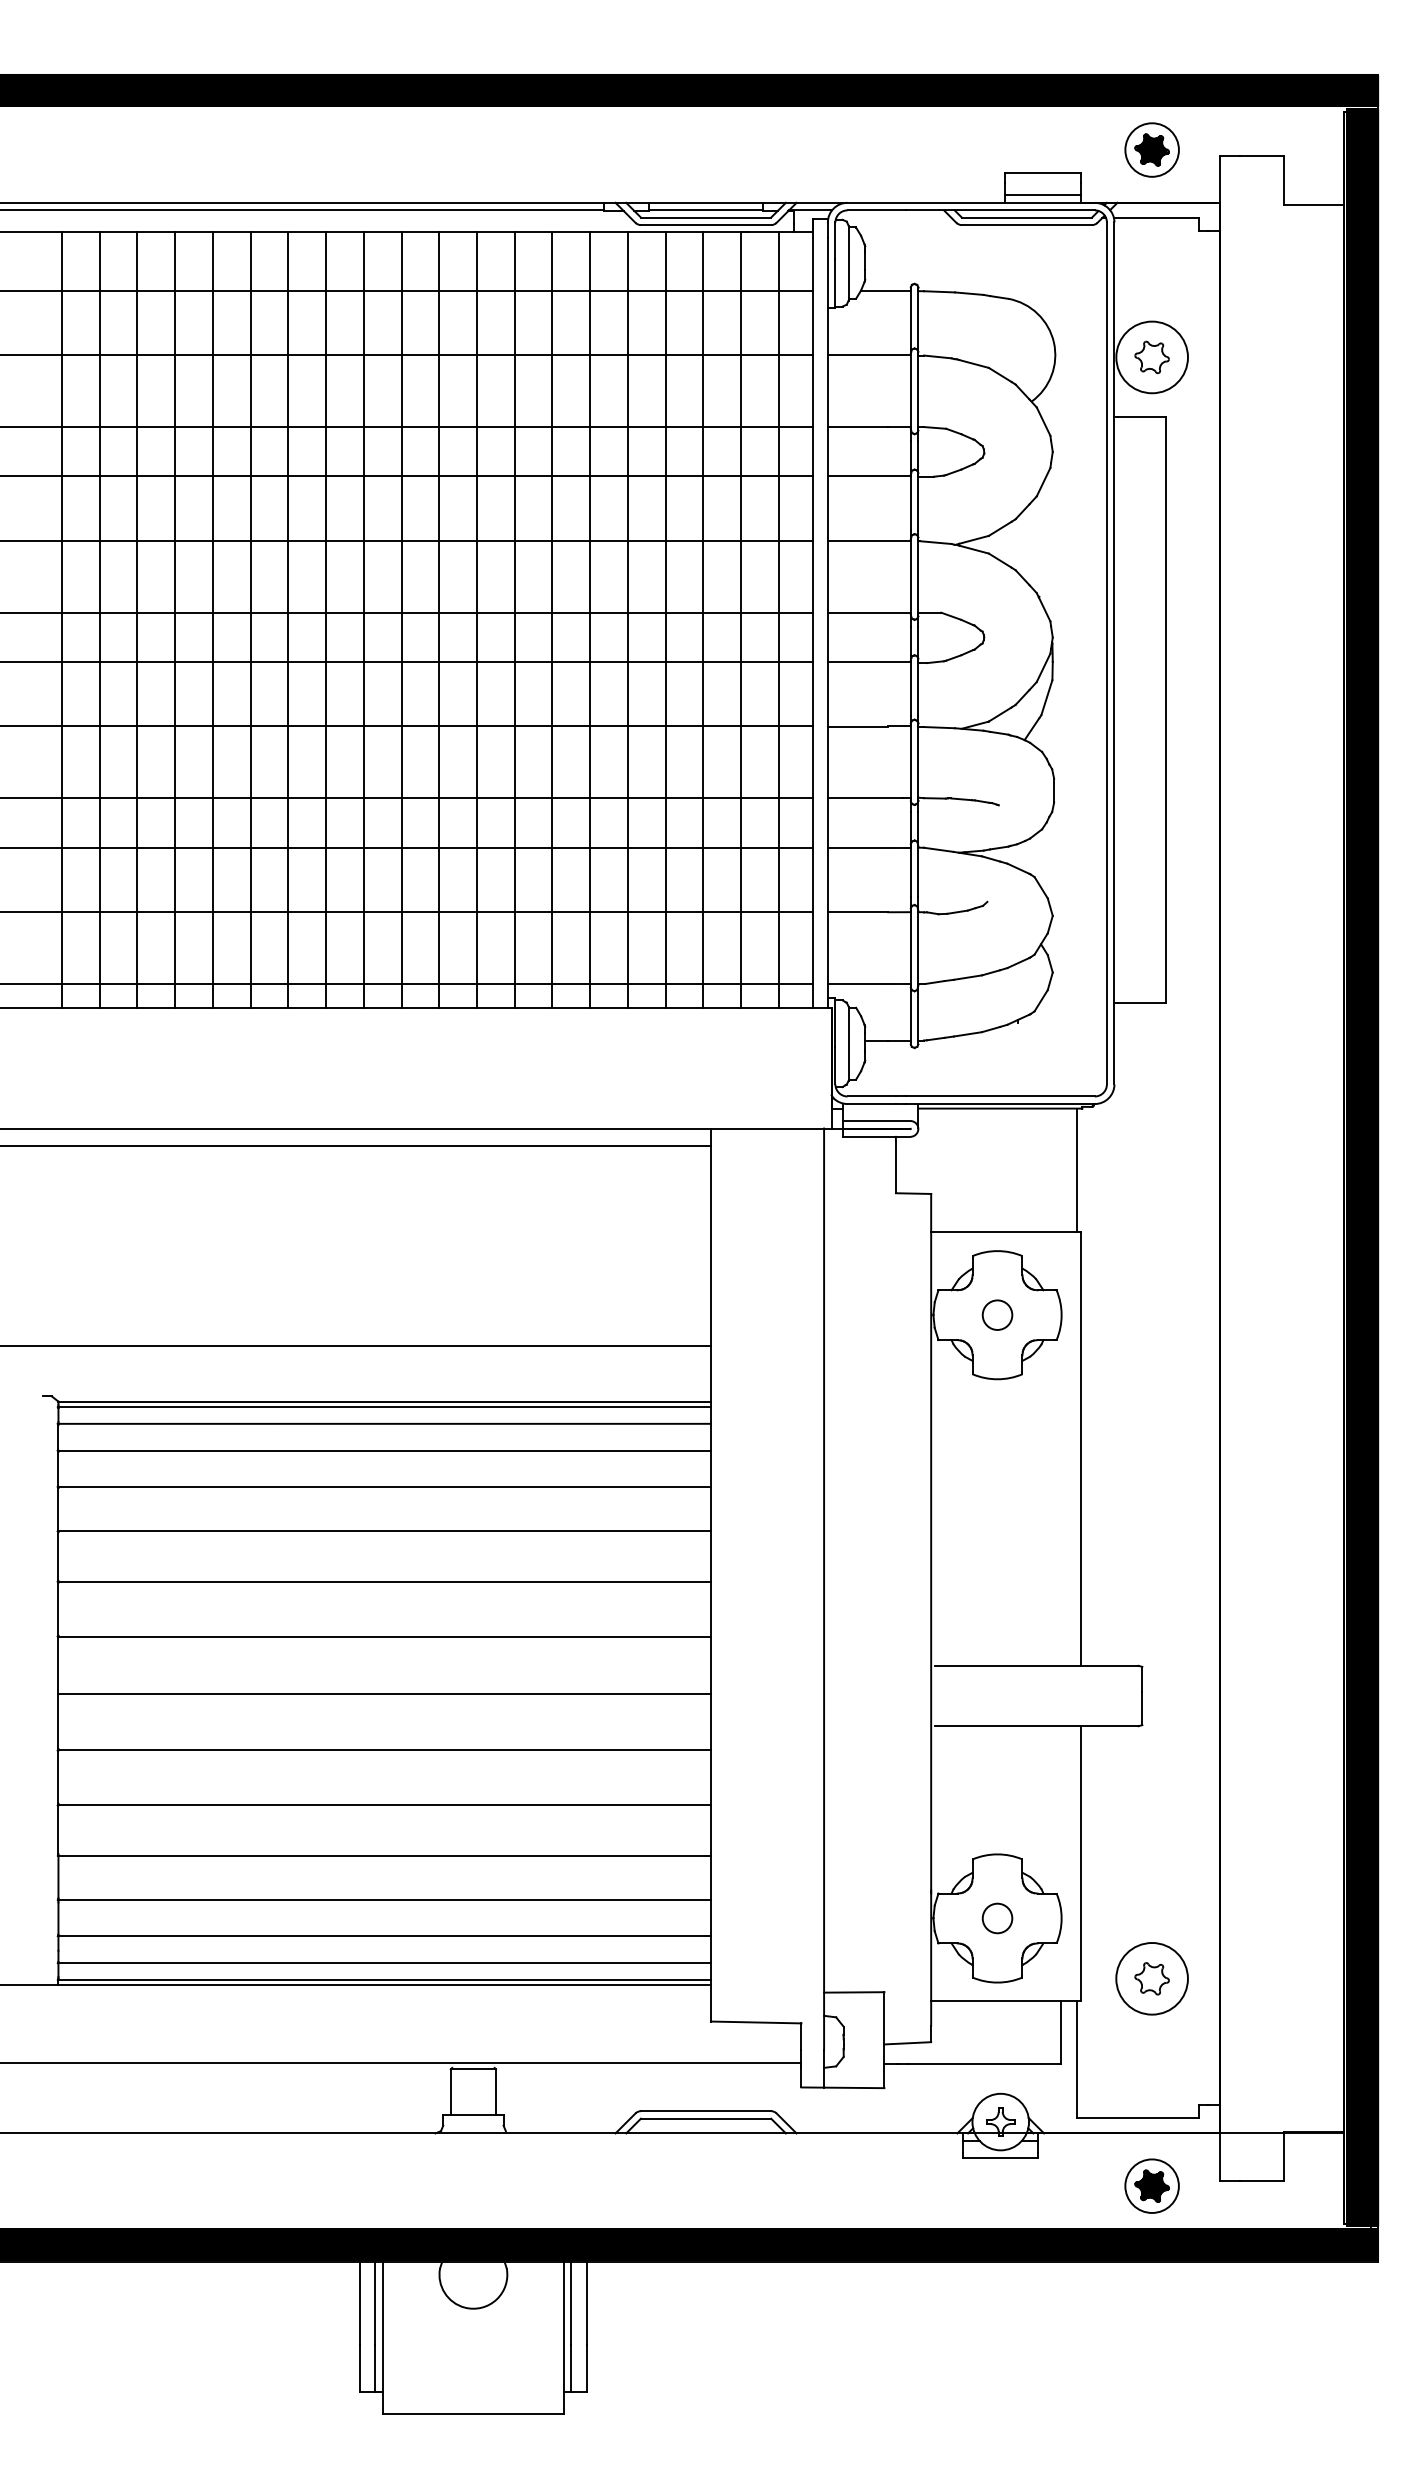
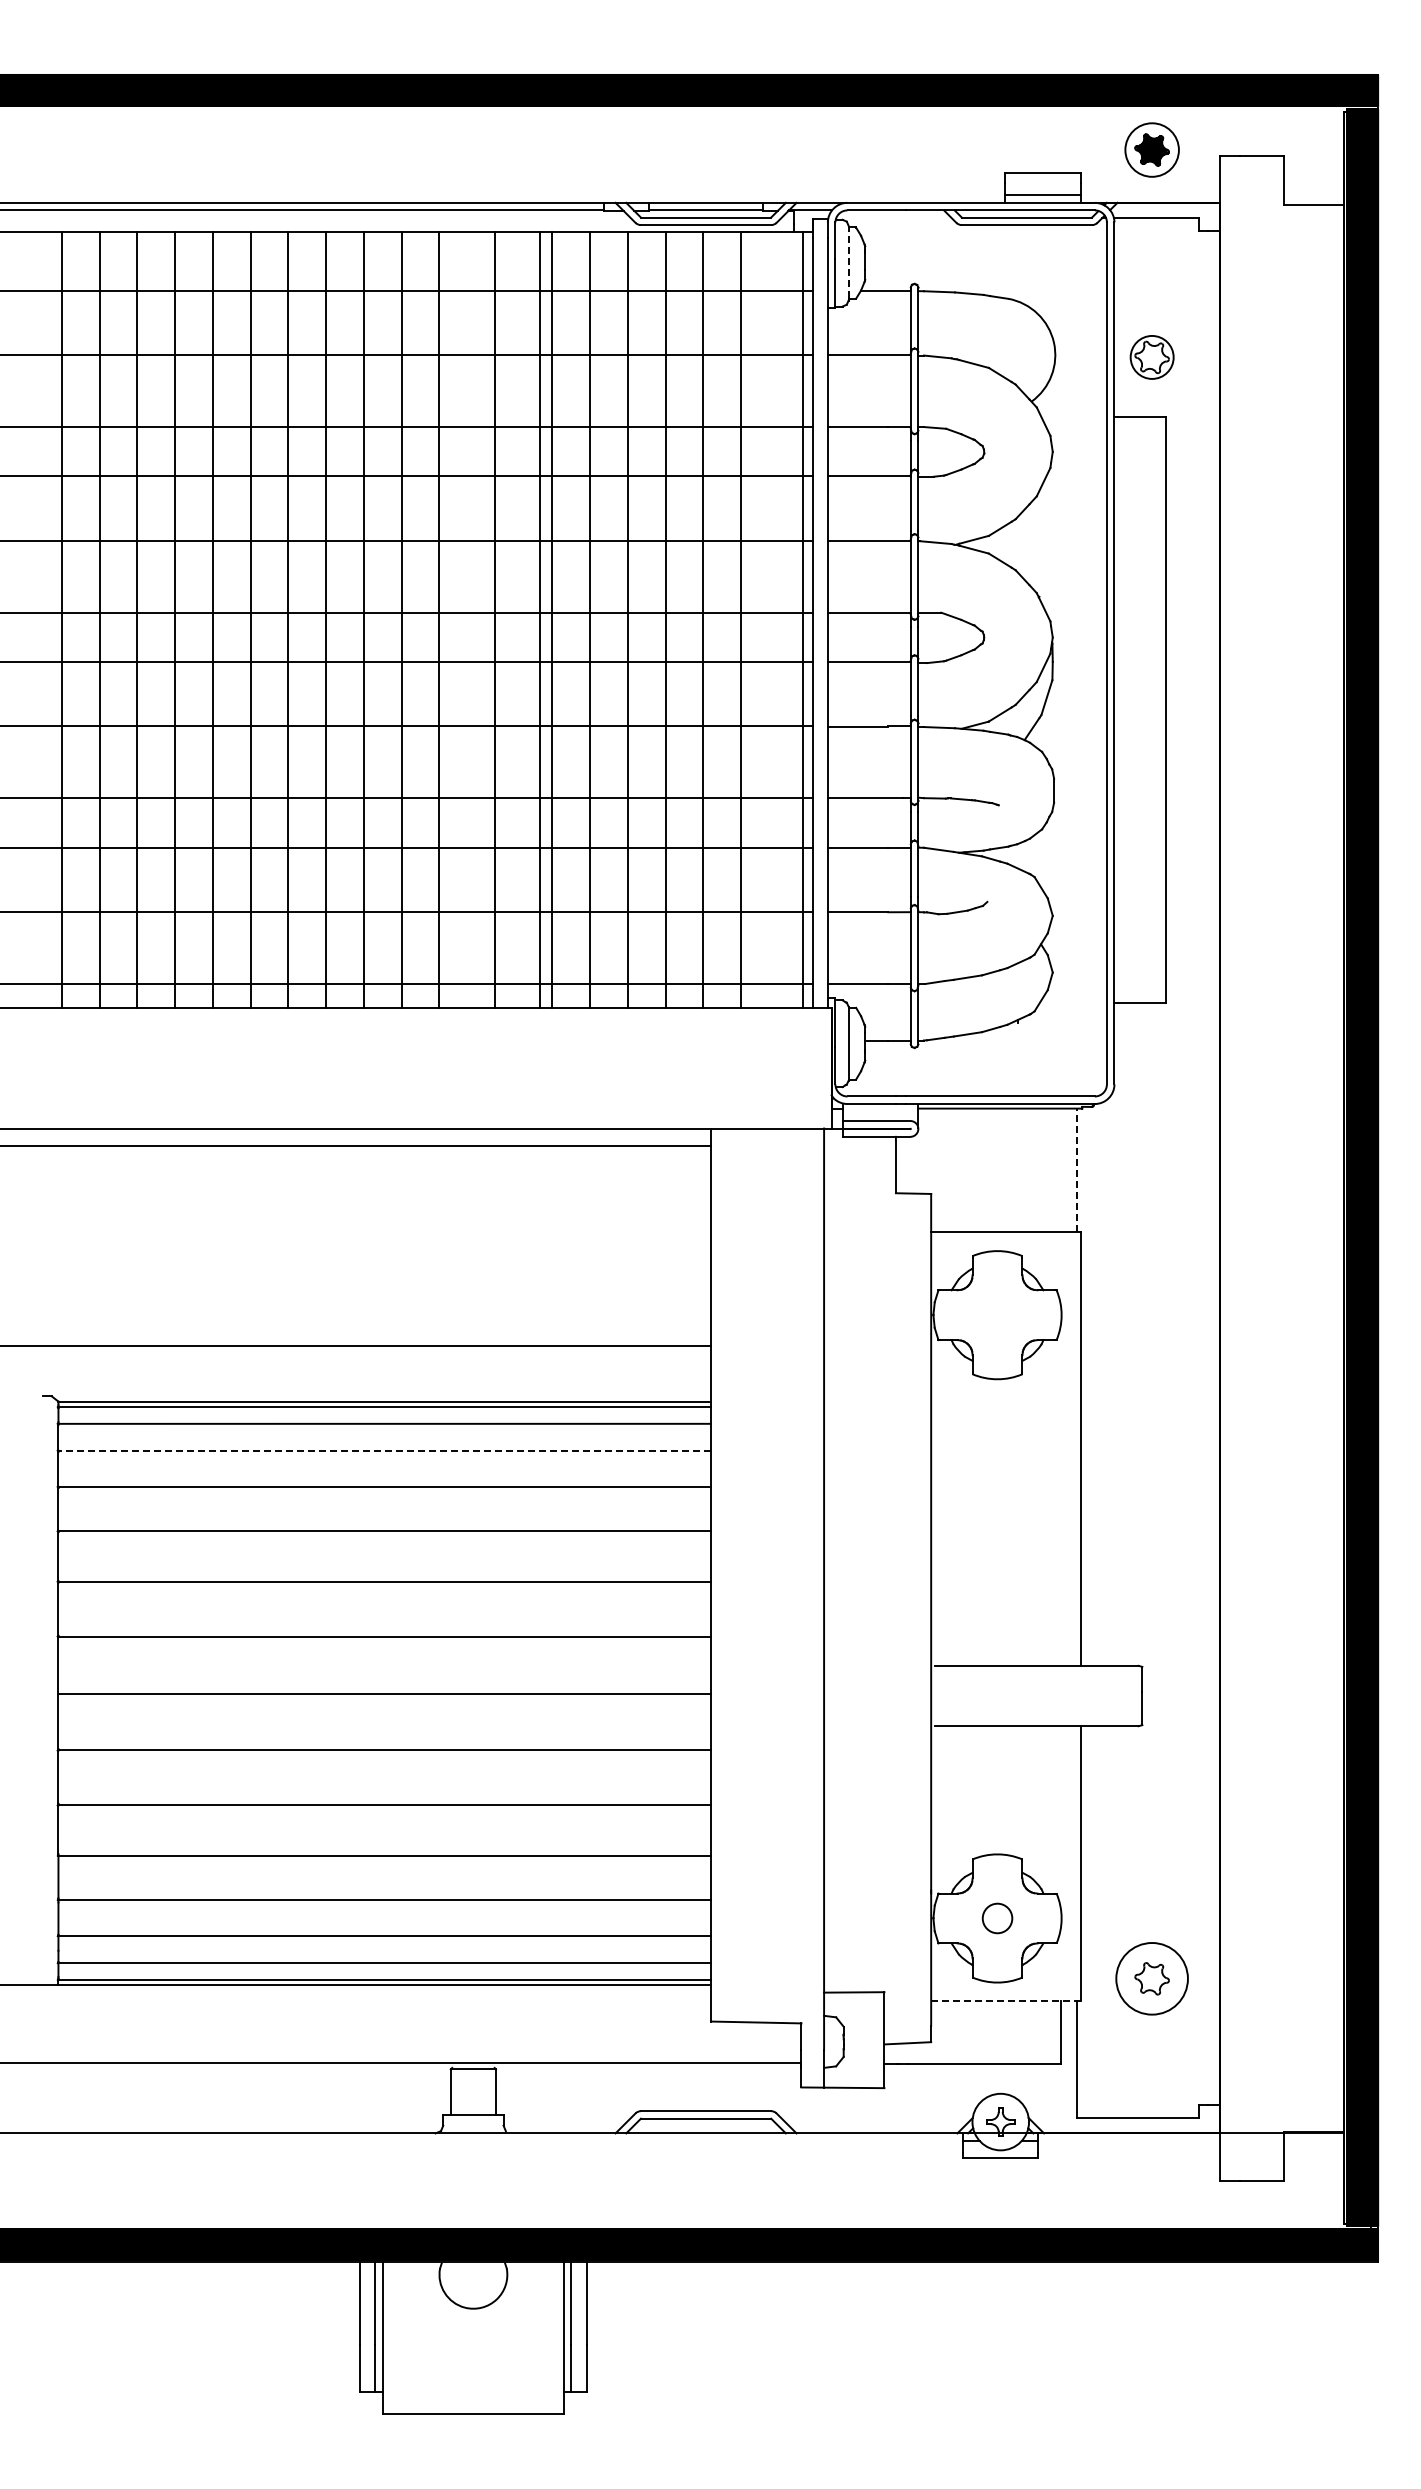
line: solid -> dashed (848, 261)
circle diameter: 72 px -> 43 px (1151, 356)
line position: (477, 619) -> (495, 619) (495, 619)
line position: (514, 619) -> (539, 619) (539, 619)
line position: (778, 619) -> (802, 619) (802, 619)
line: solid -> dashed (1076, 1170)
circle: present -> none (997, 1314)
line: solid -> dashed (384, 1450)
line: solid -> dashed (1005, 2001)
part: present -> none (1151, 2185)
